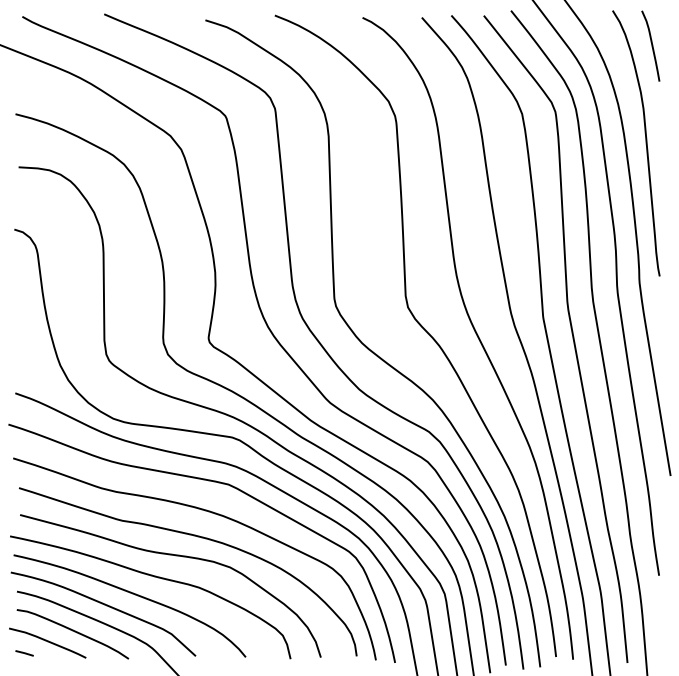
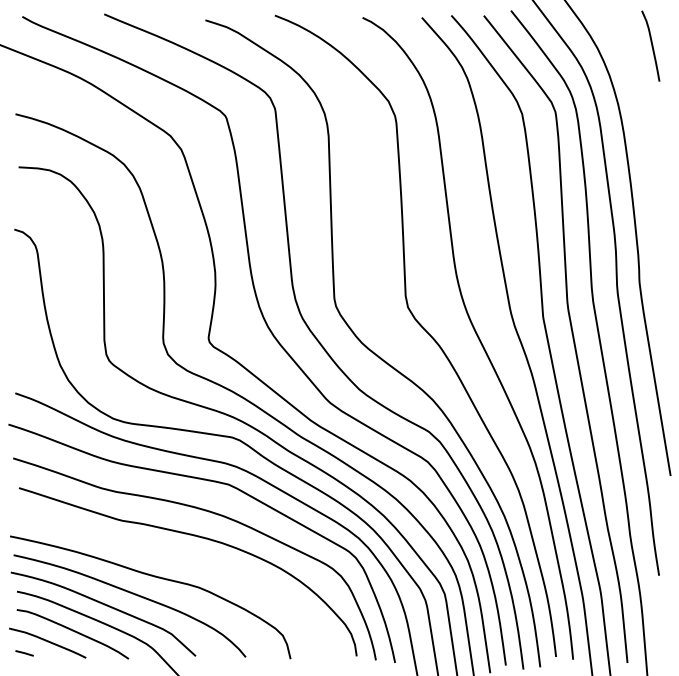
curve: present -> none (645, 143)
curve: present -> none (175, 556)
